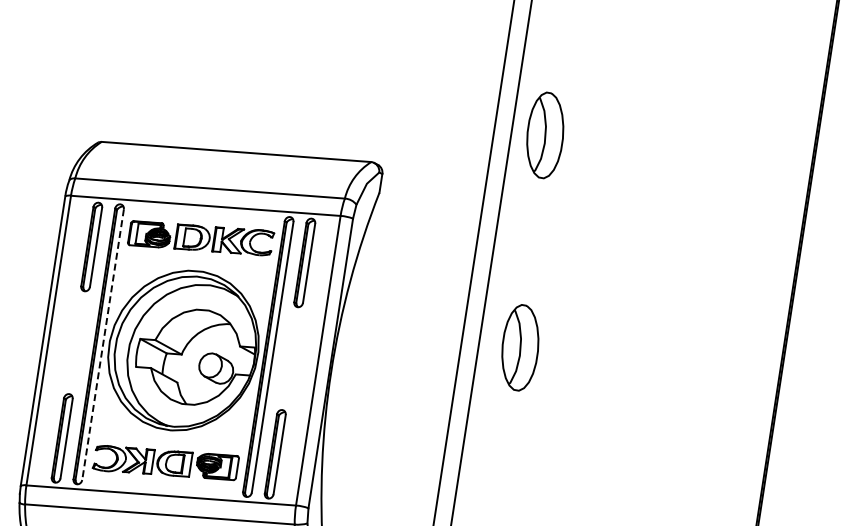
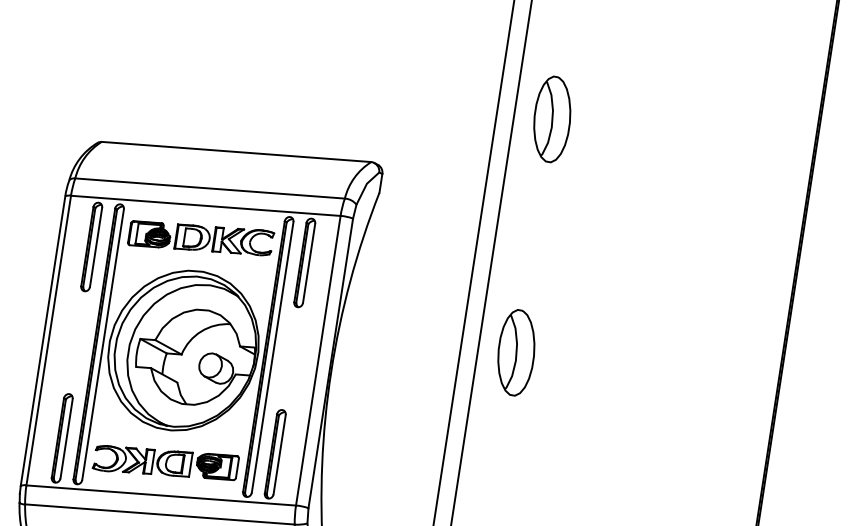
part position: (545, 135) -> (552, 119) (552, 119)
line: dashed -> solid (103, 344)
part position: (520, 347) -> (516, 352) (516, 352)
